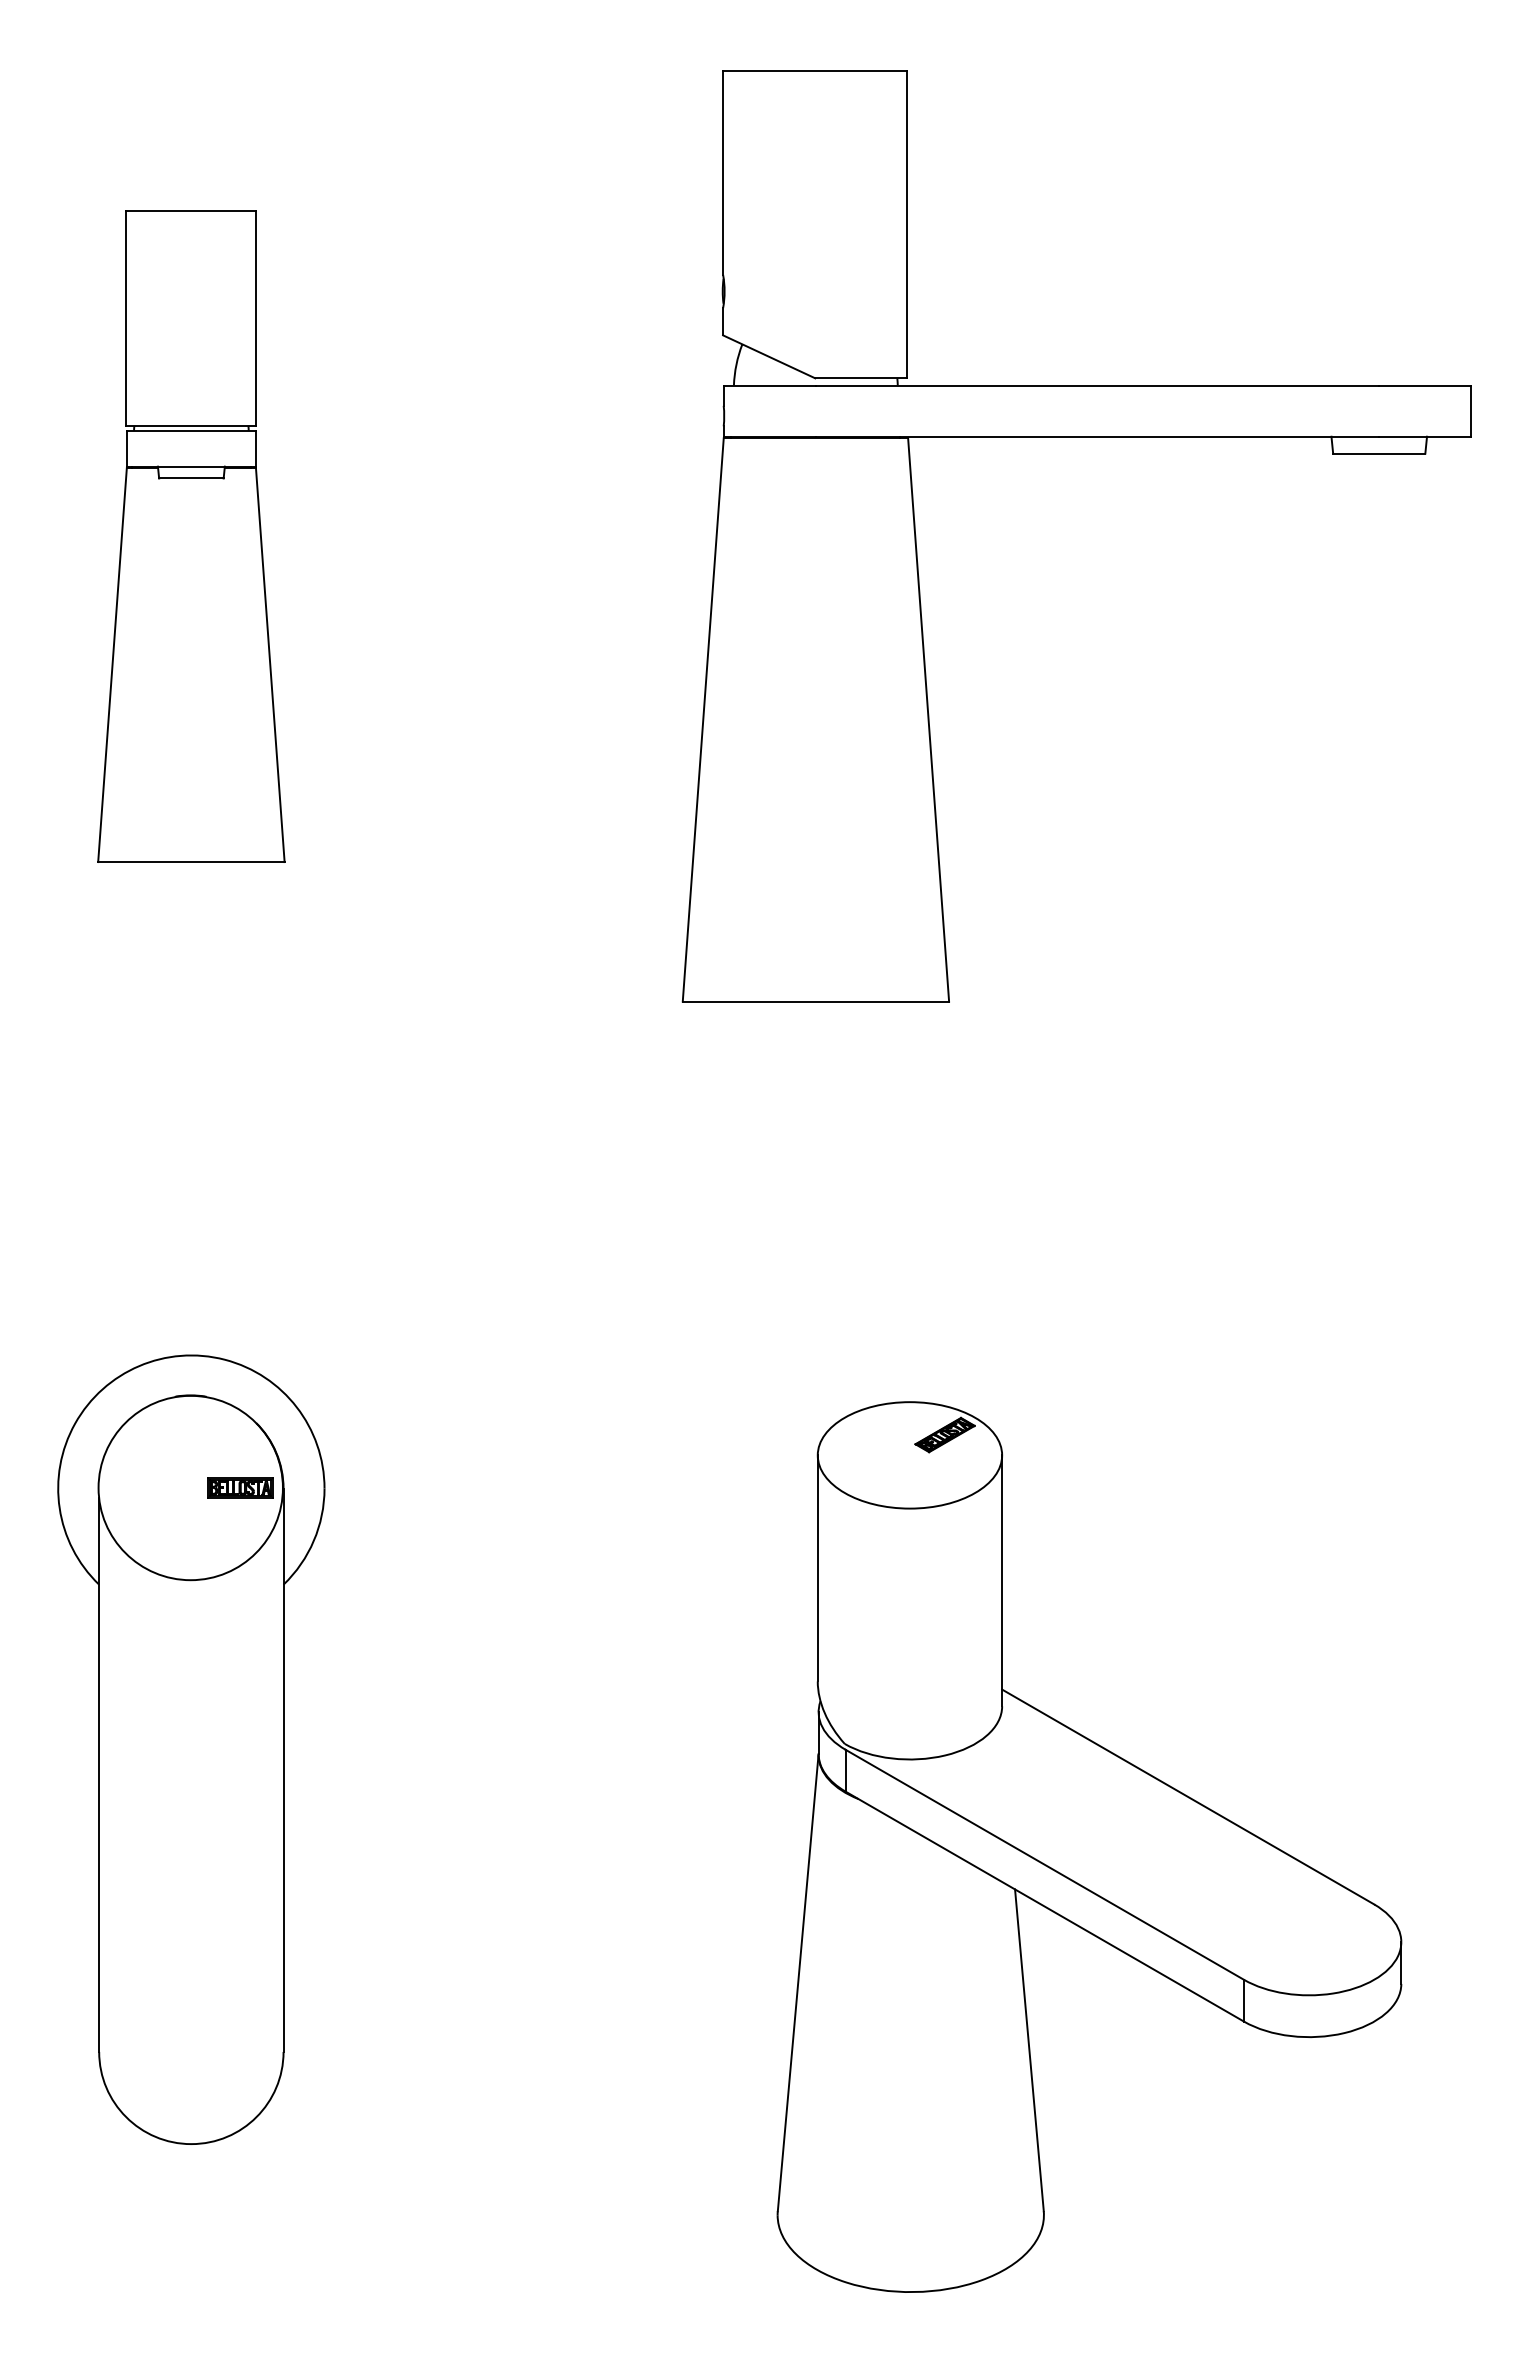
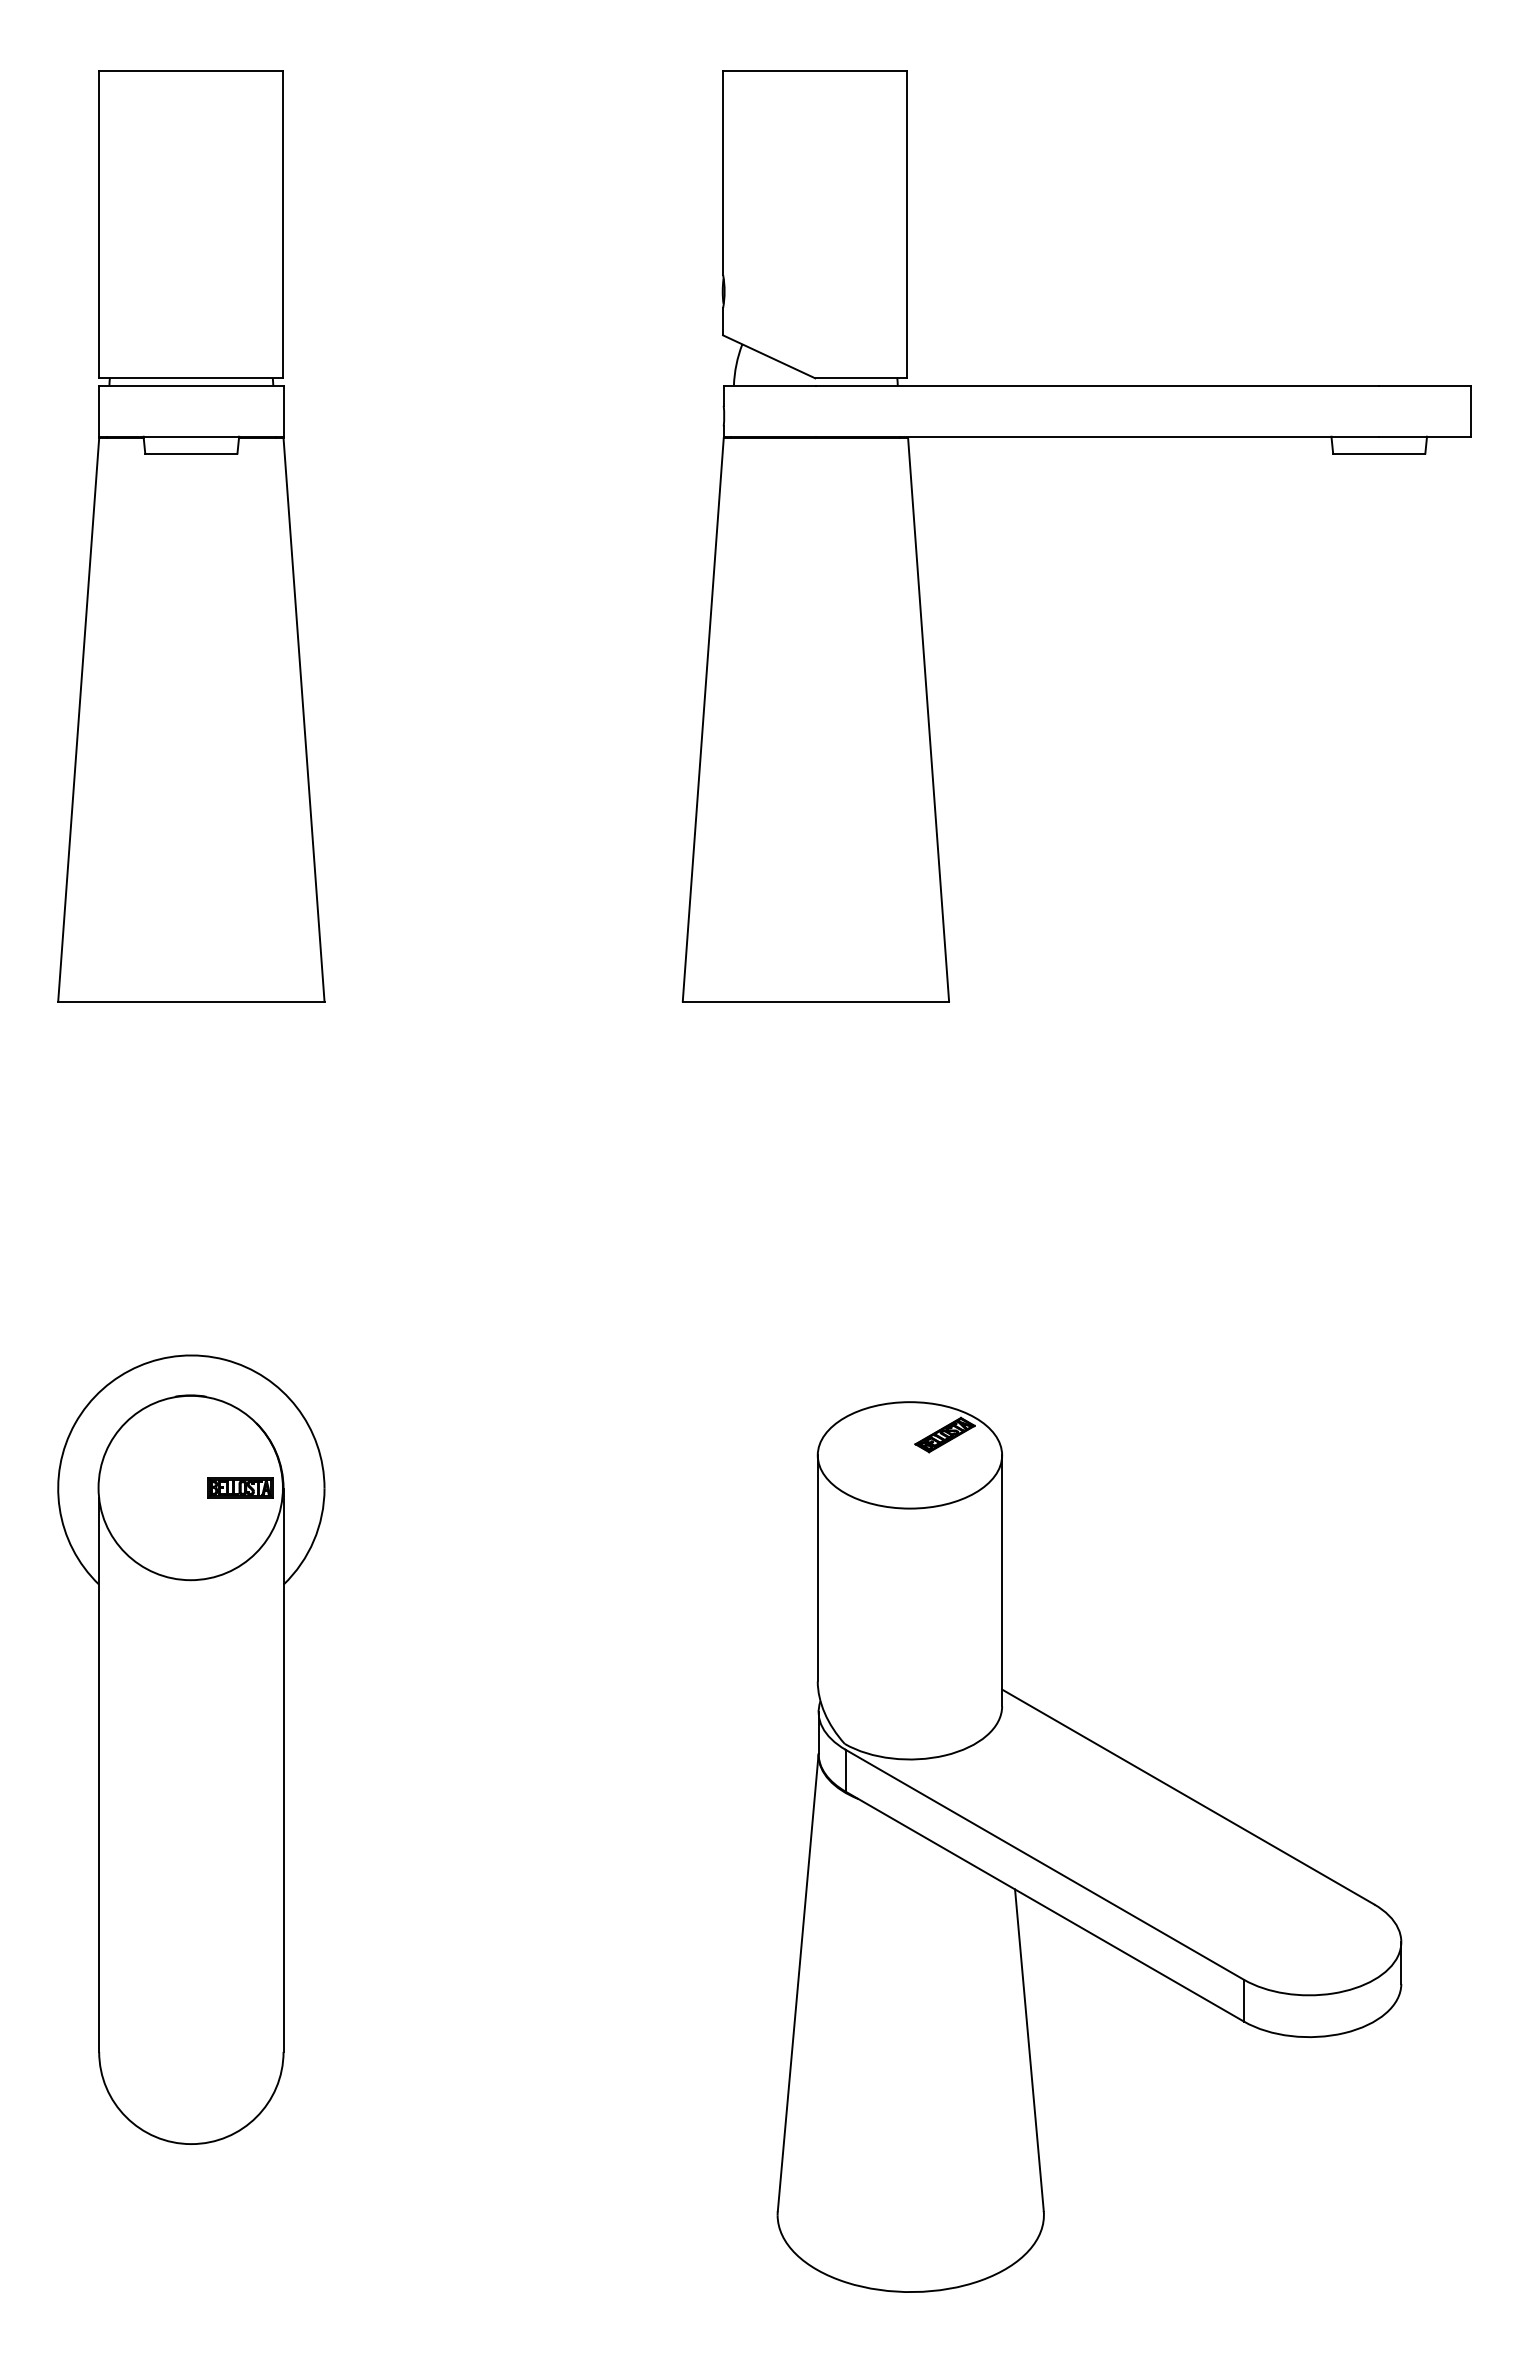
part size: 189x653 px -> 269x933 px (191, 536)
